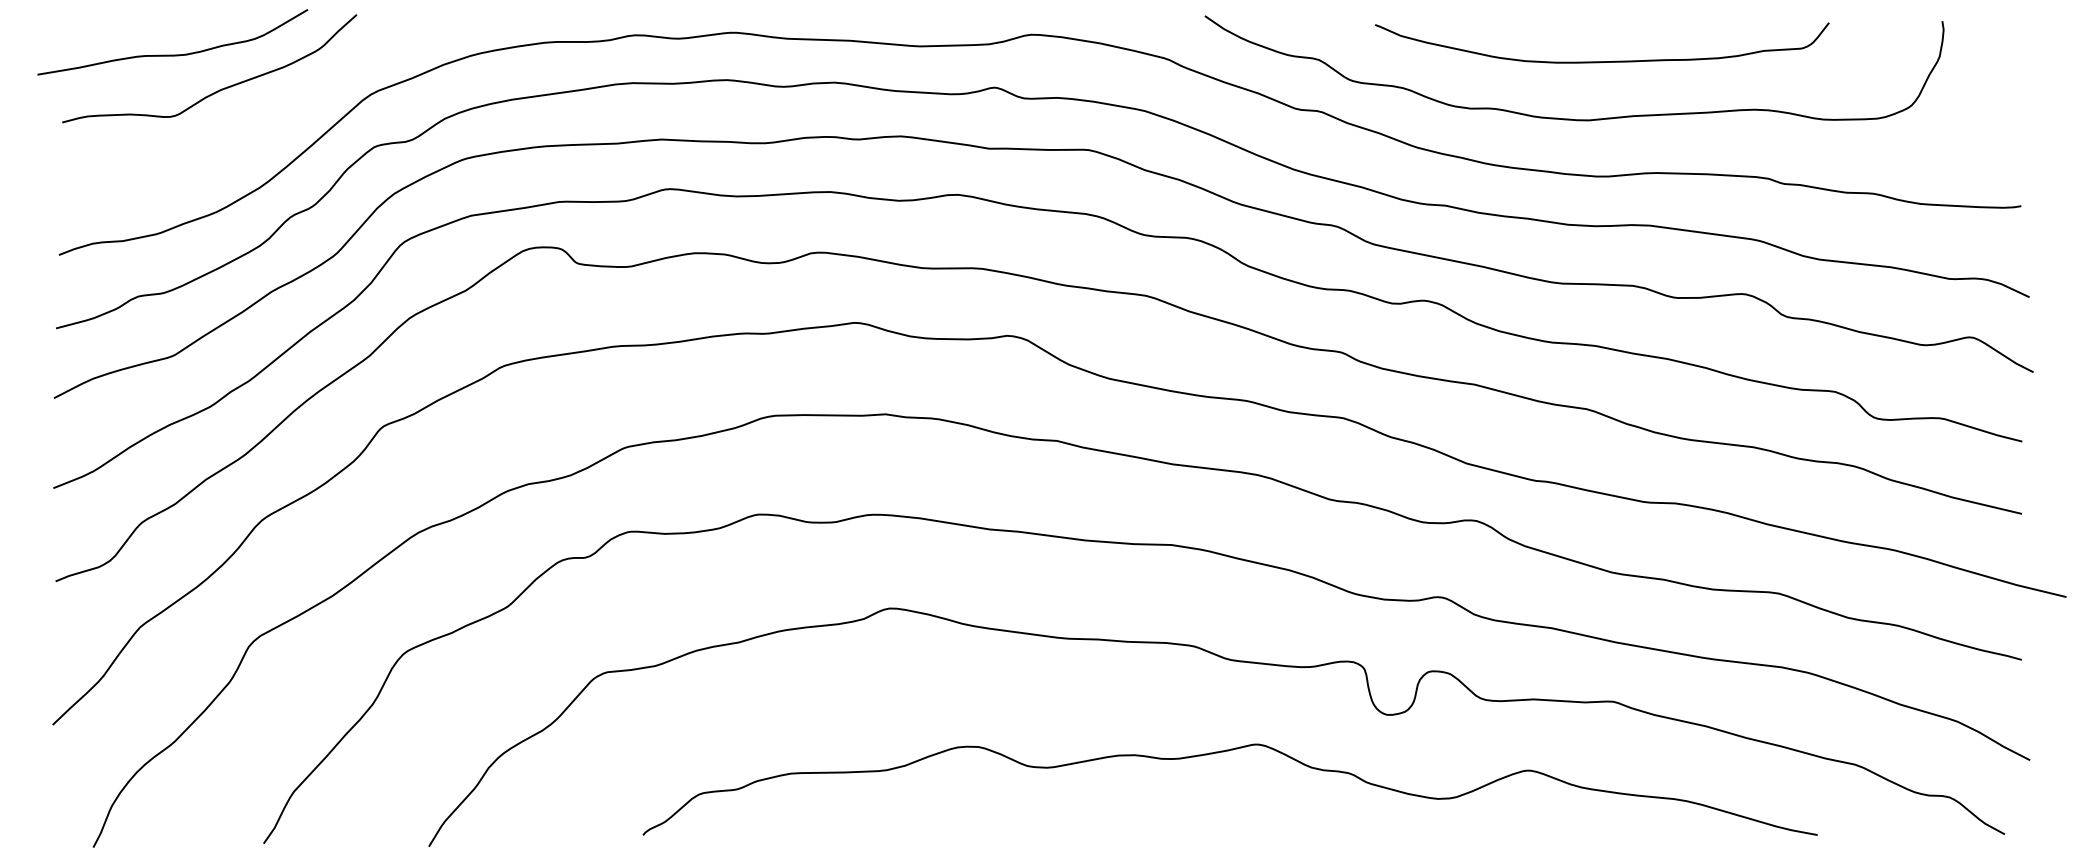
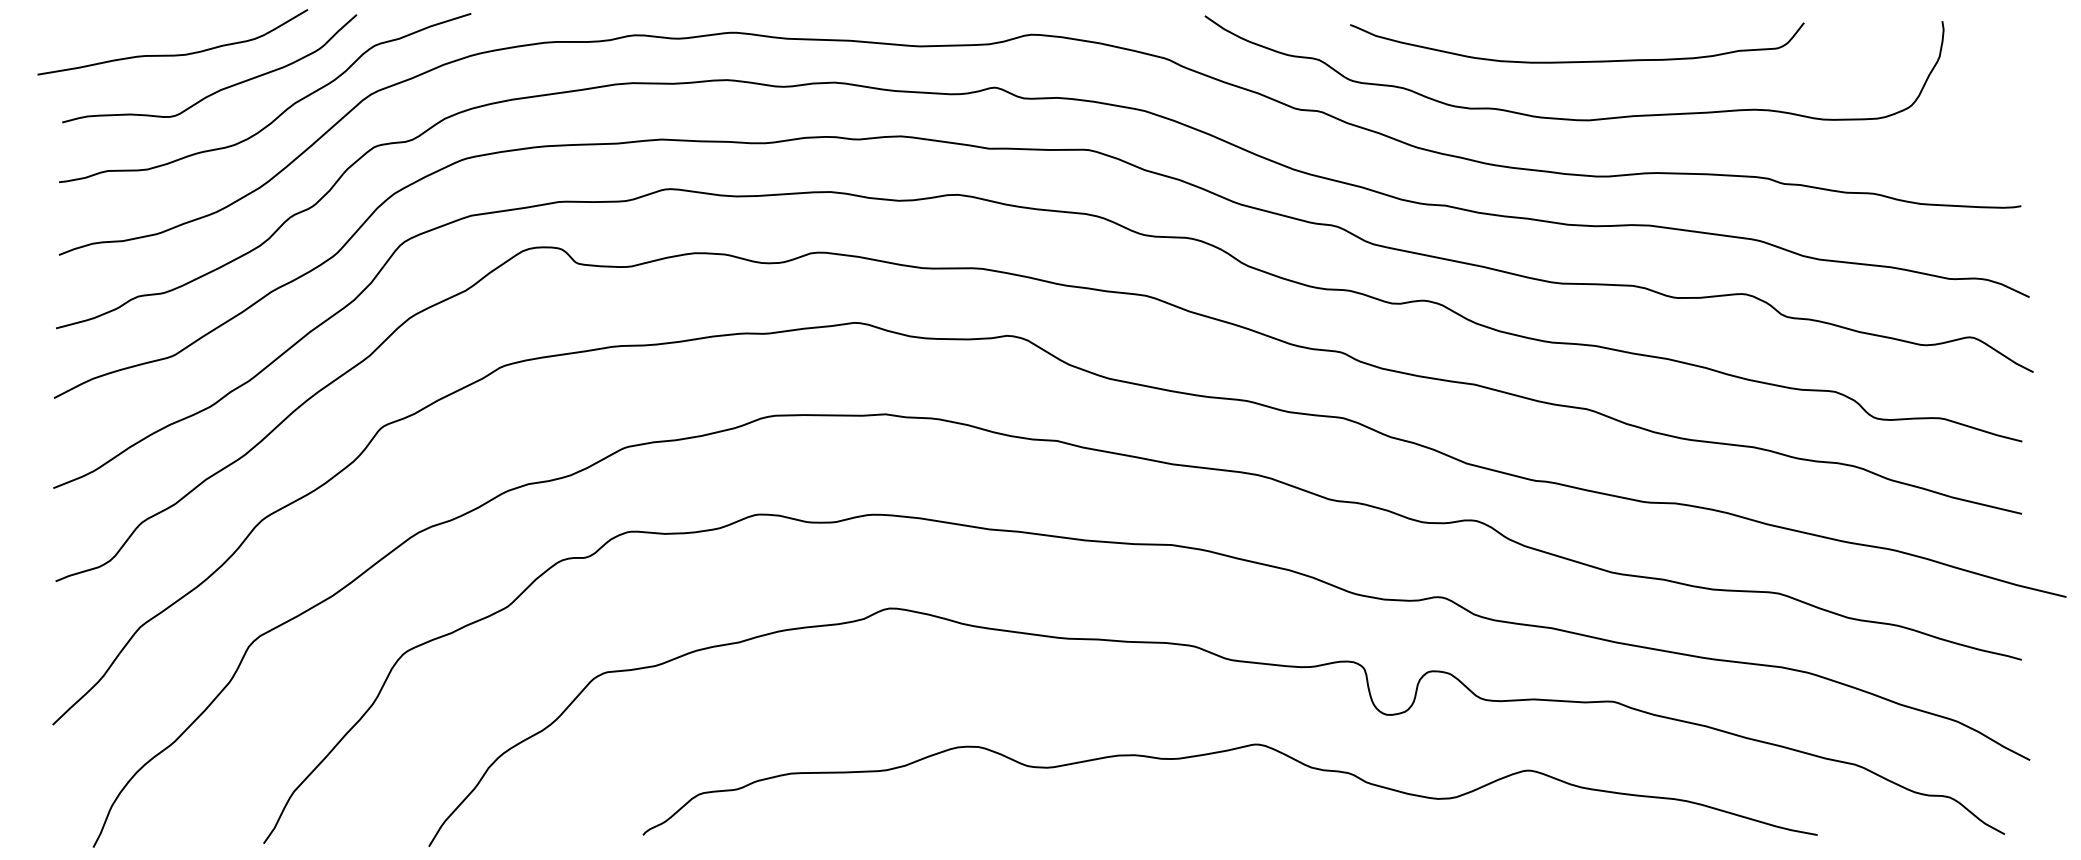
curve position: (1602, 61) -> (1577, 61) (1577, 61)
curve: none -> present (280, 113)
